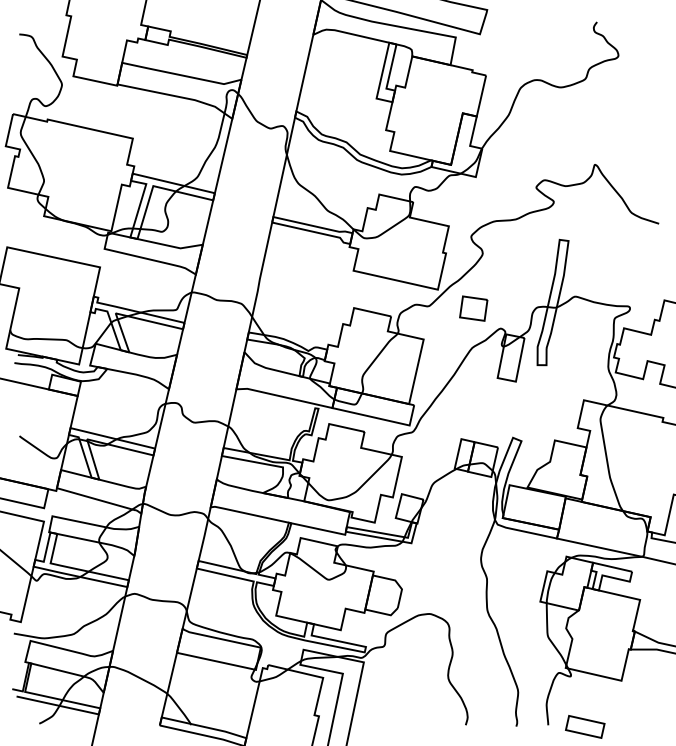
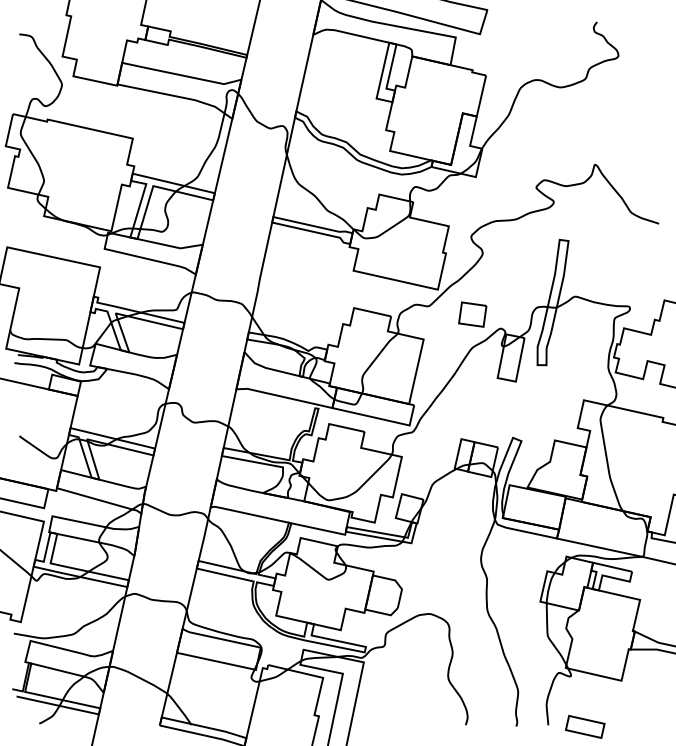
part position: (473, 308) -> (472, 314) (472, 314)
